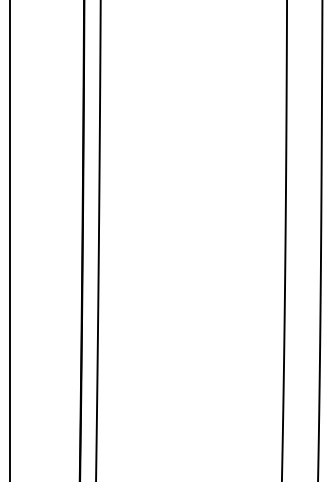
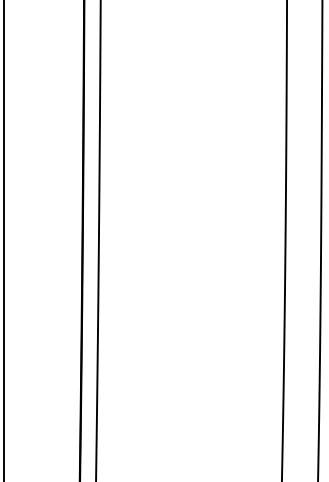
line position: (10, 240) -> (4, 240) (4, 240)
